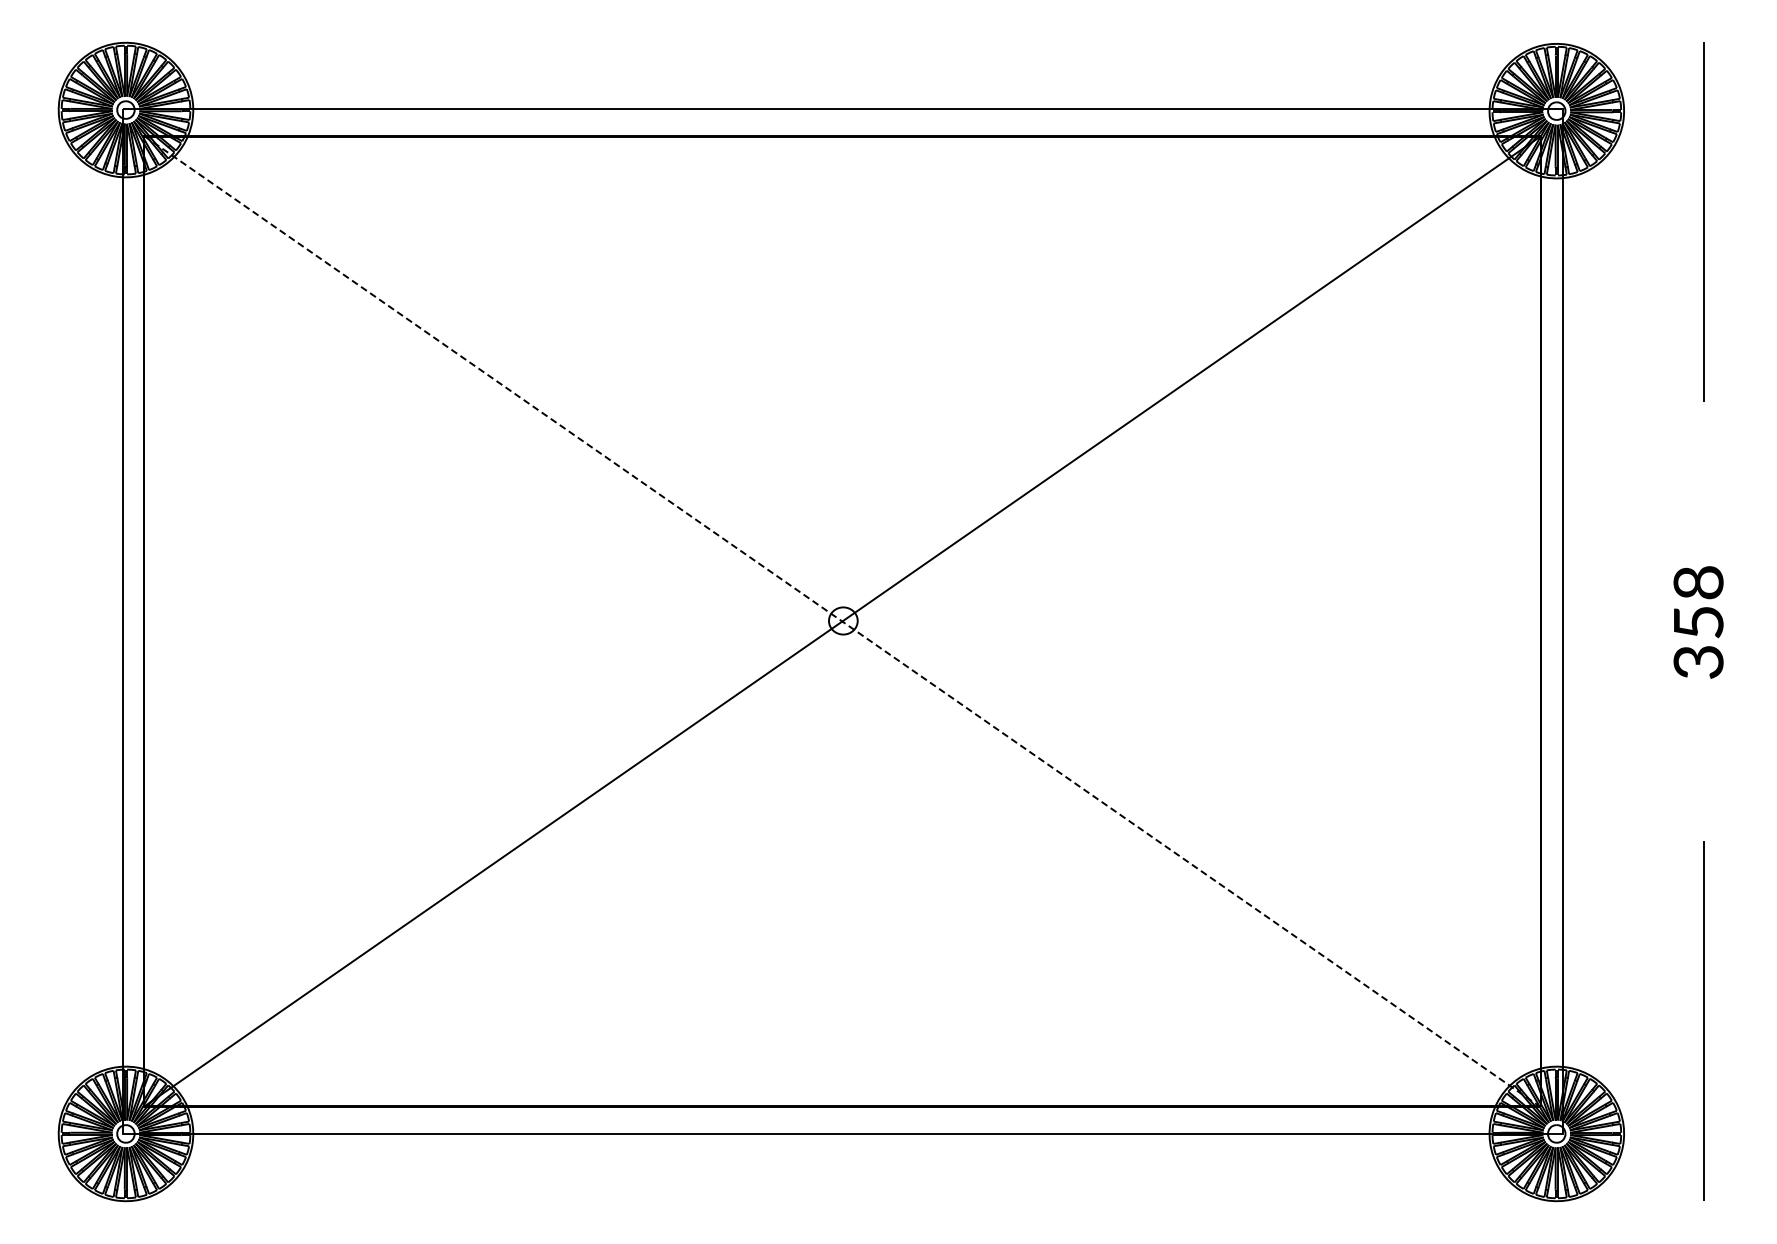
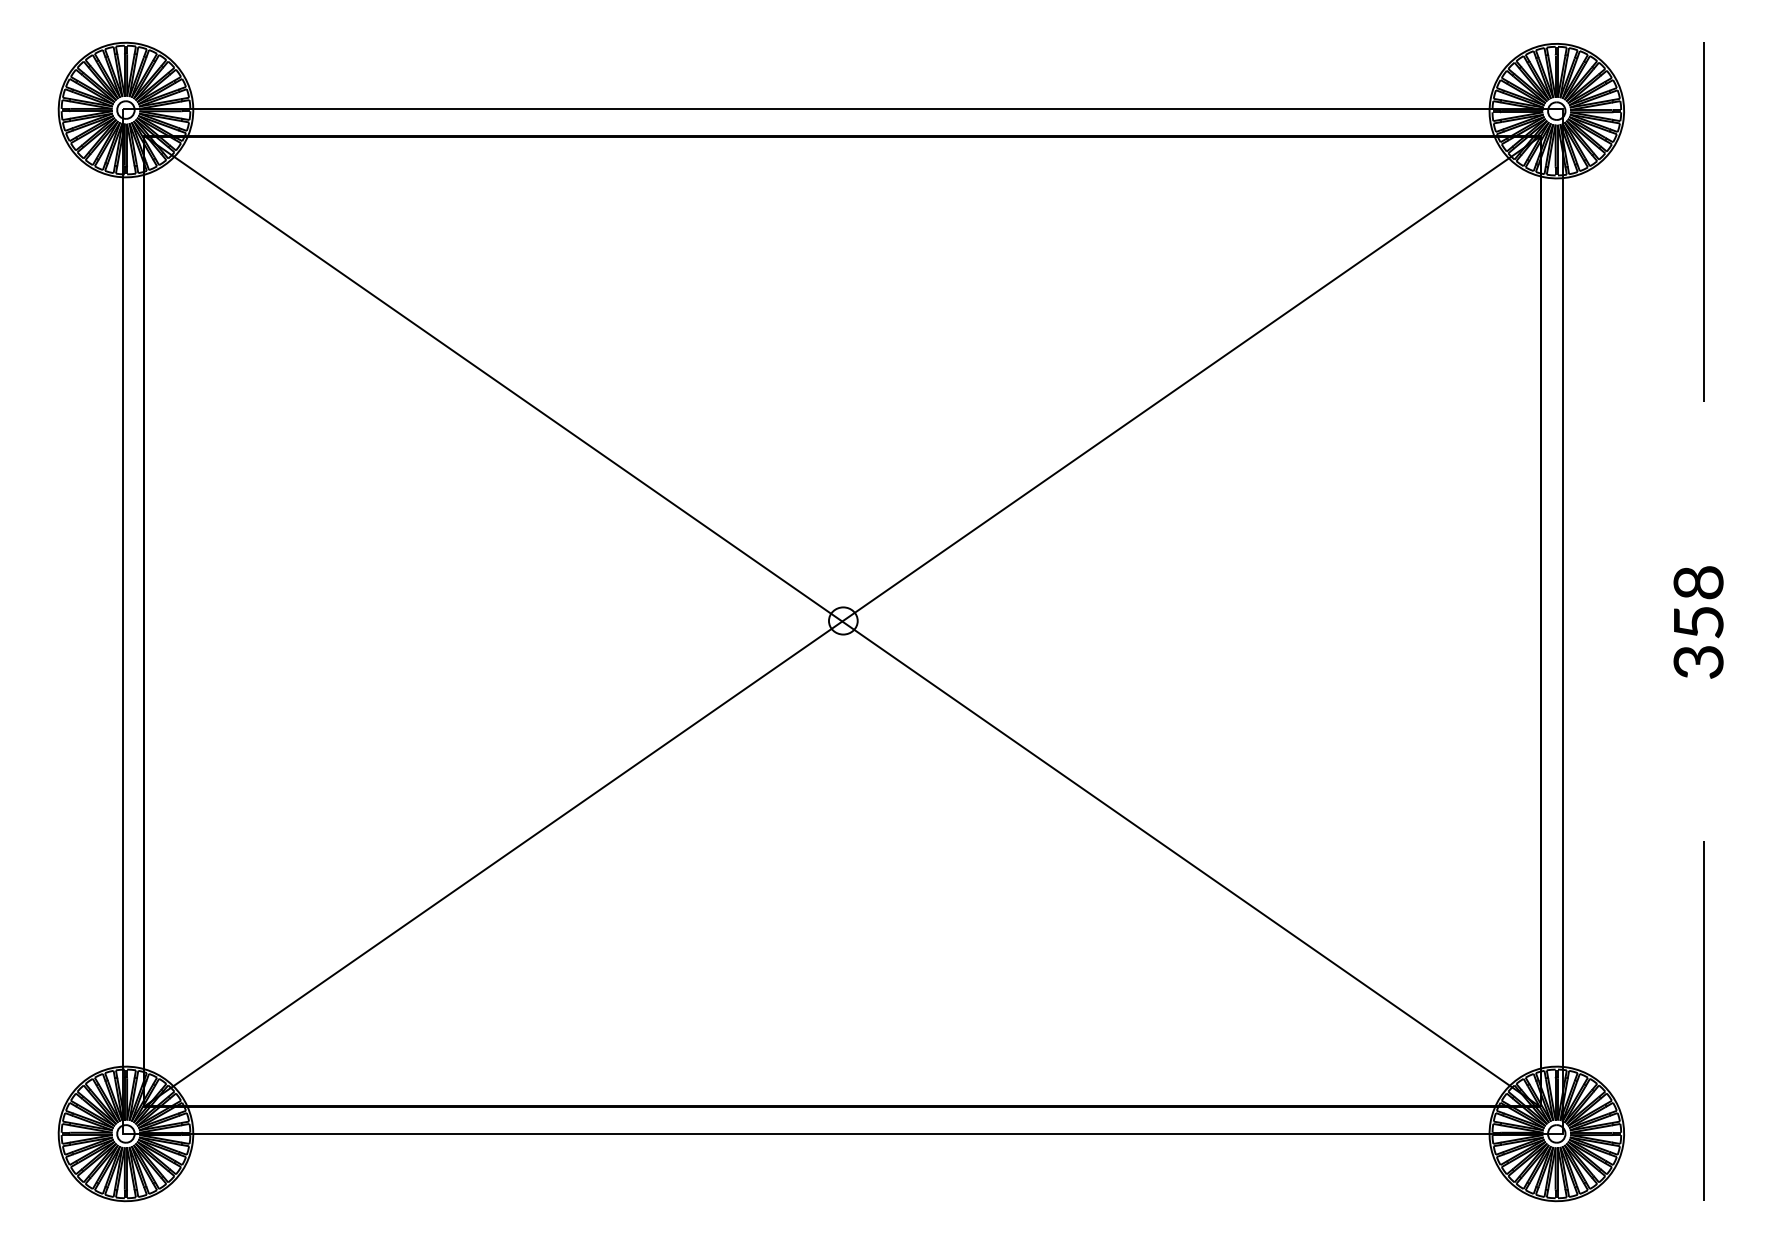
line: dashed -> solid (841, 621)
